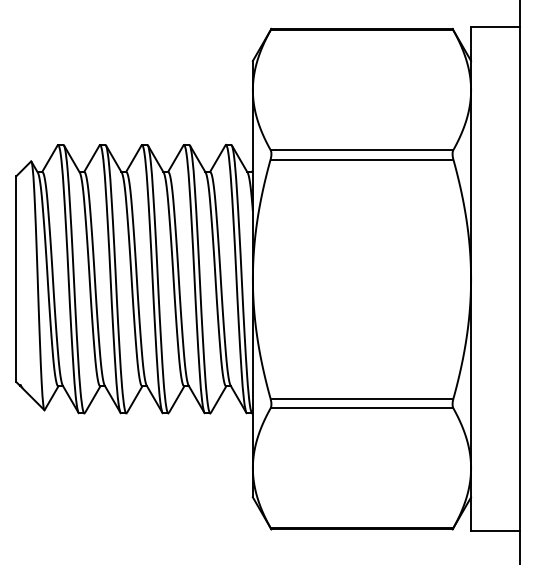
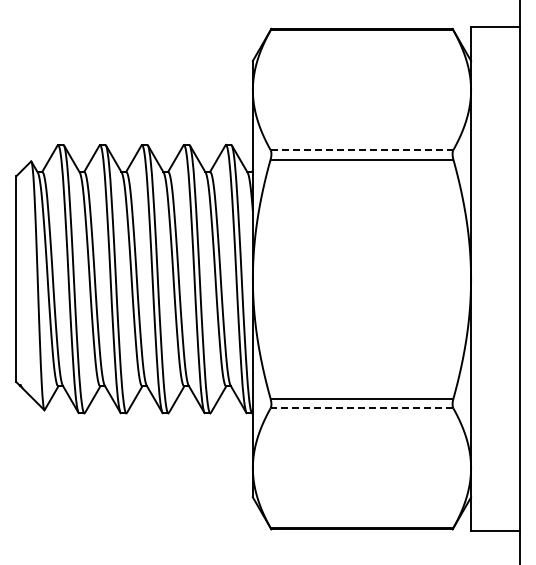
line: solid -> dashed (362, 150)
line: solid -> dashed (361, 408)
